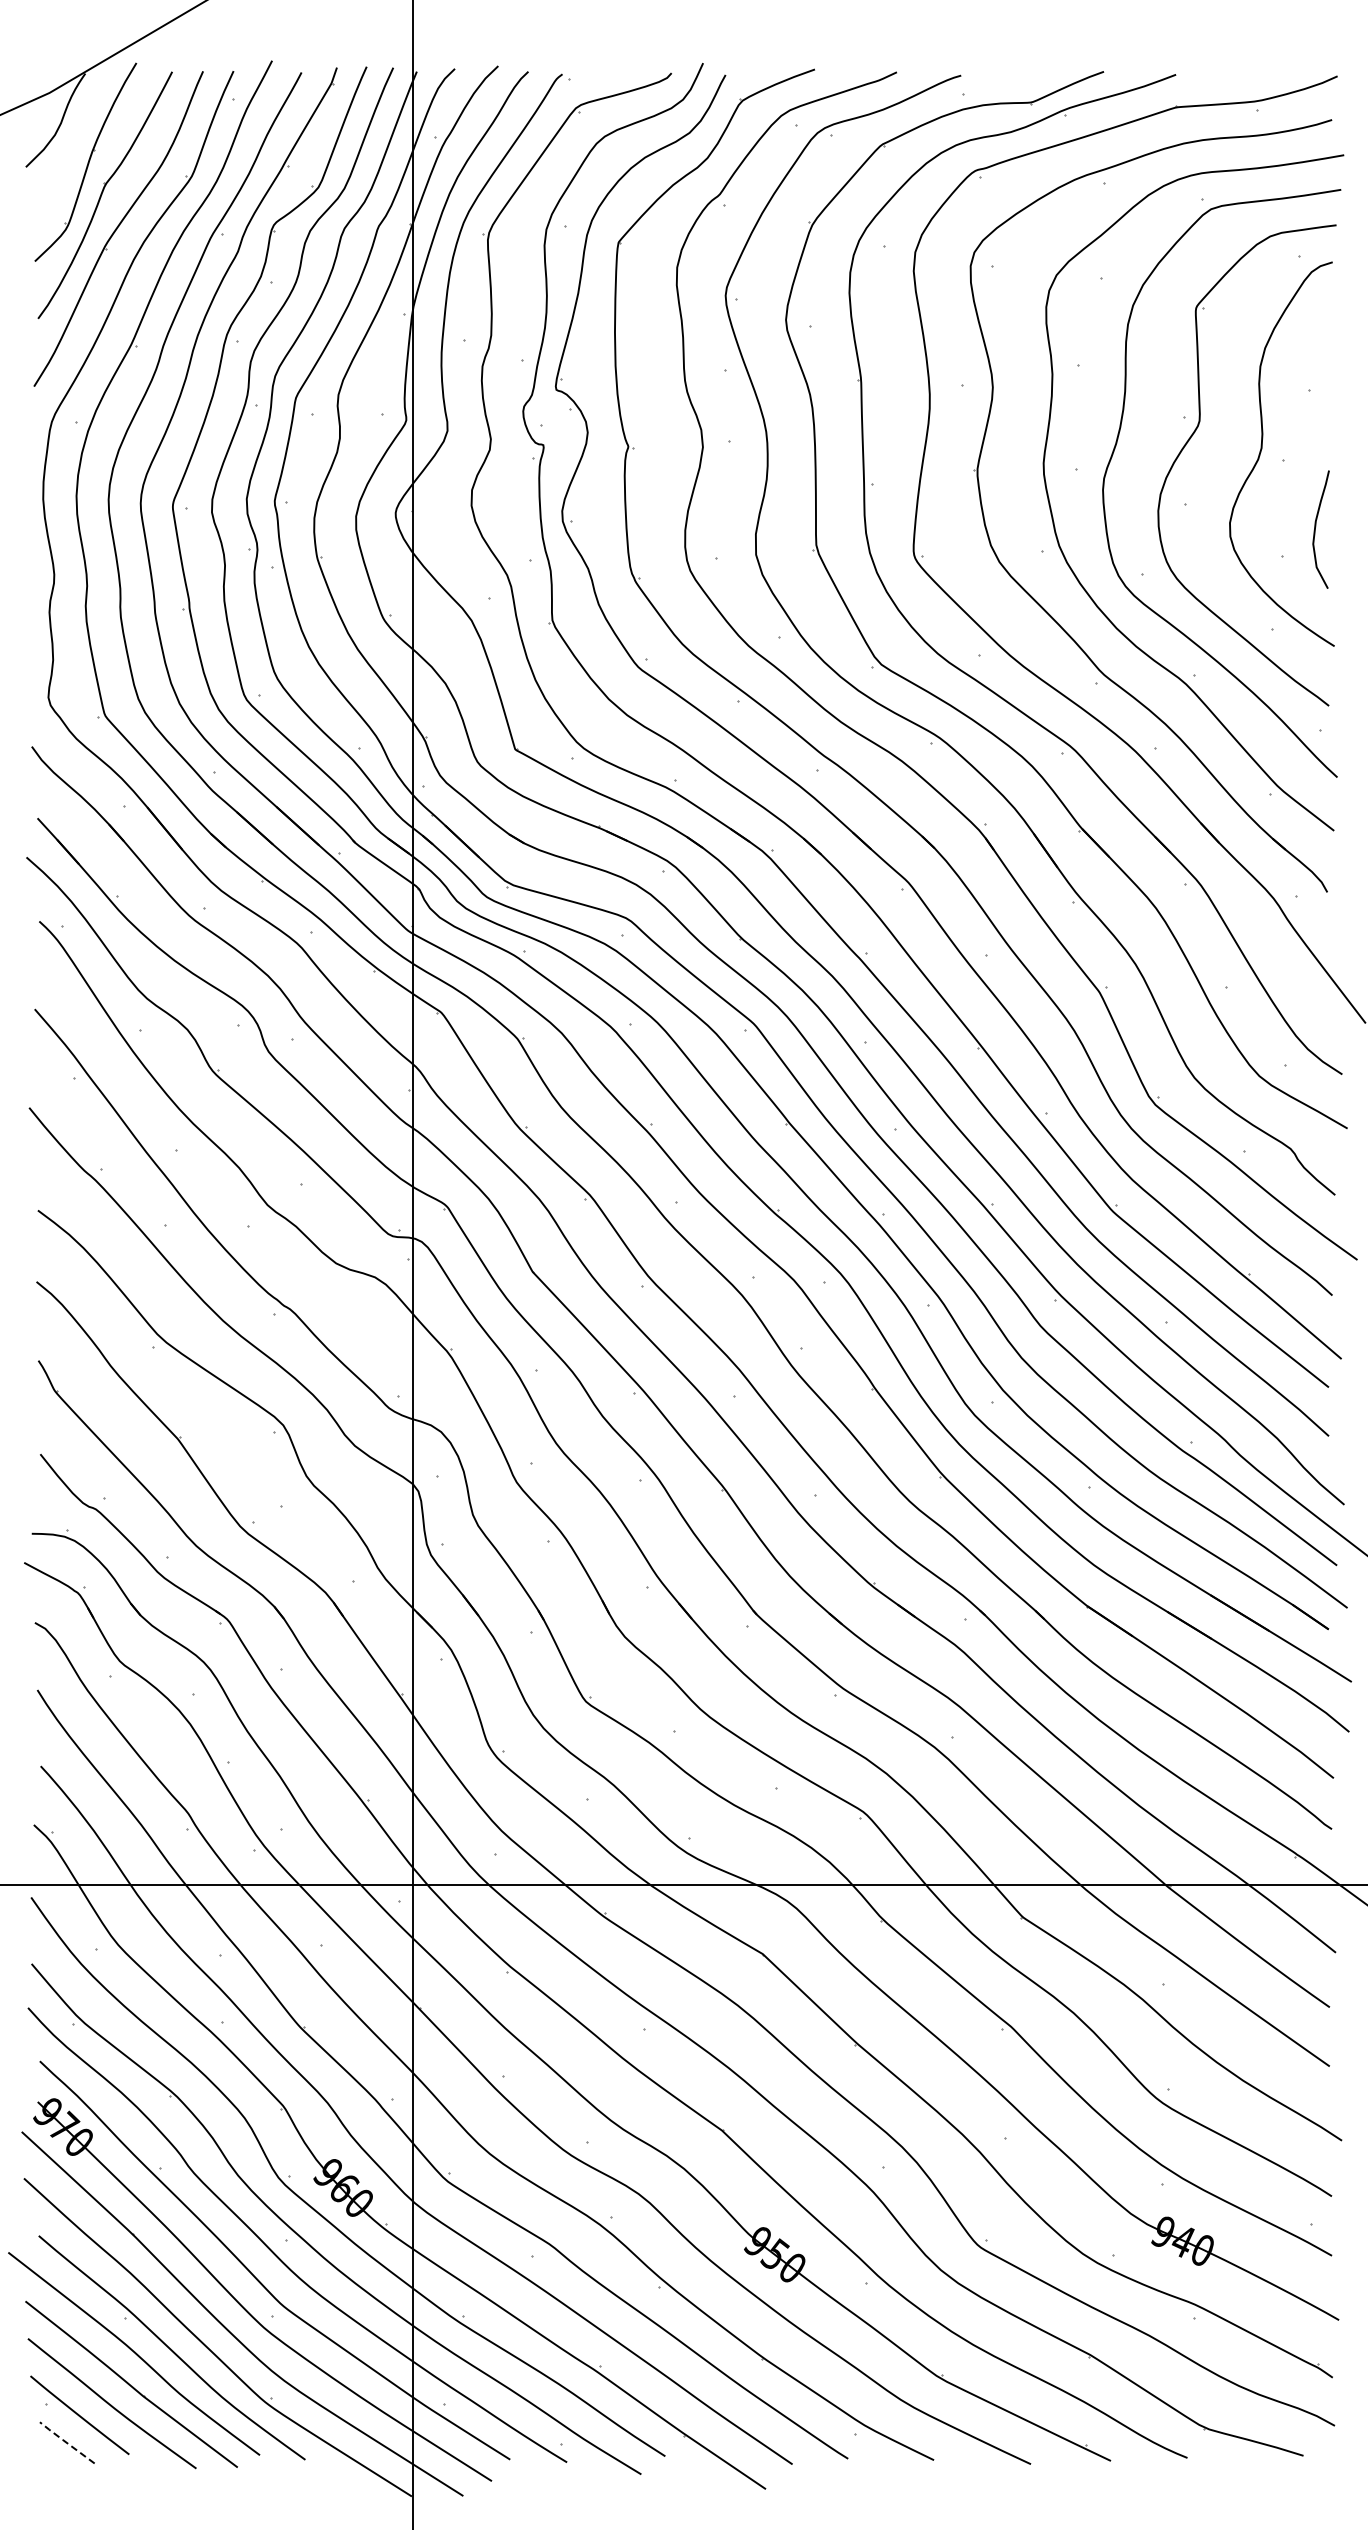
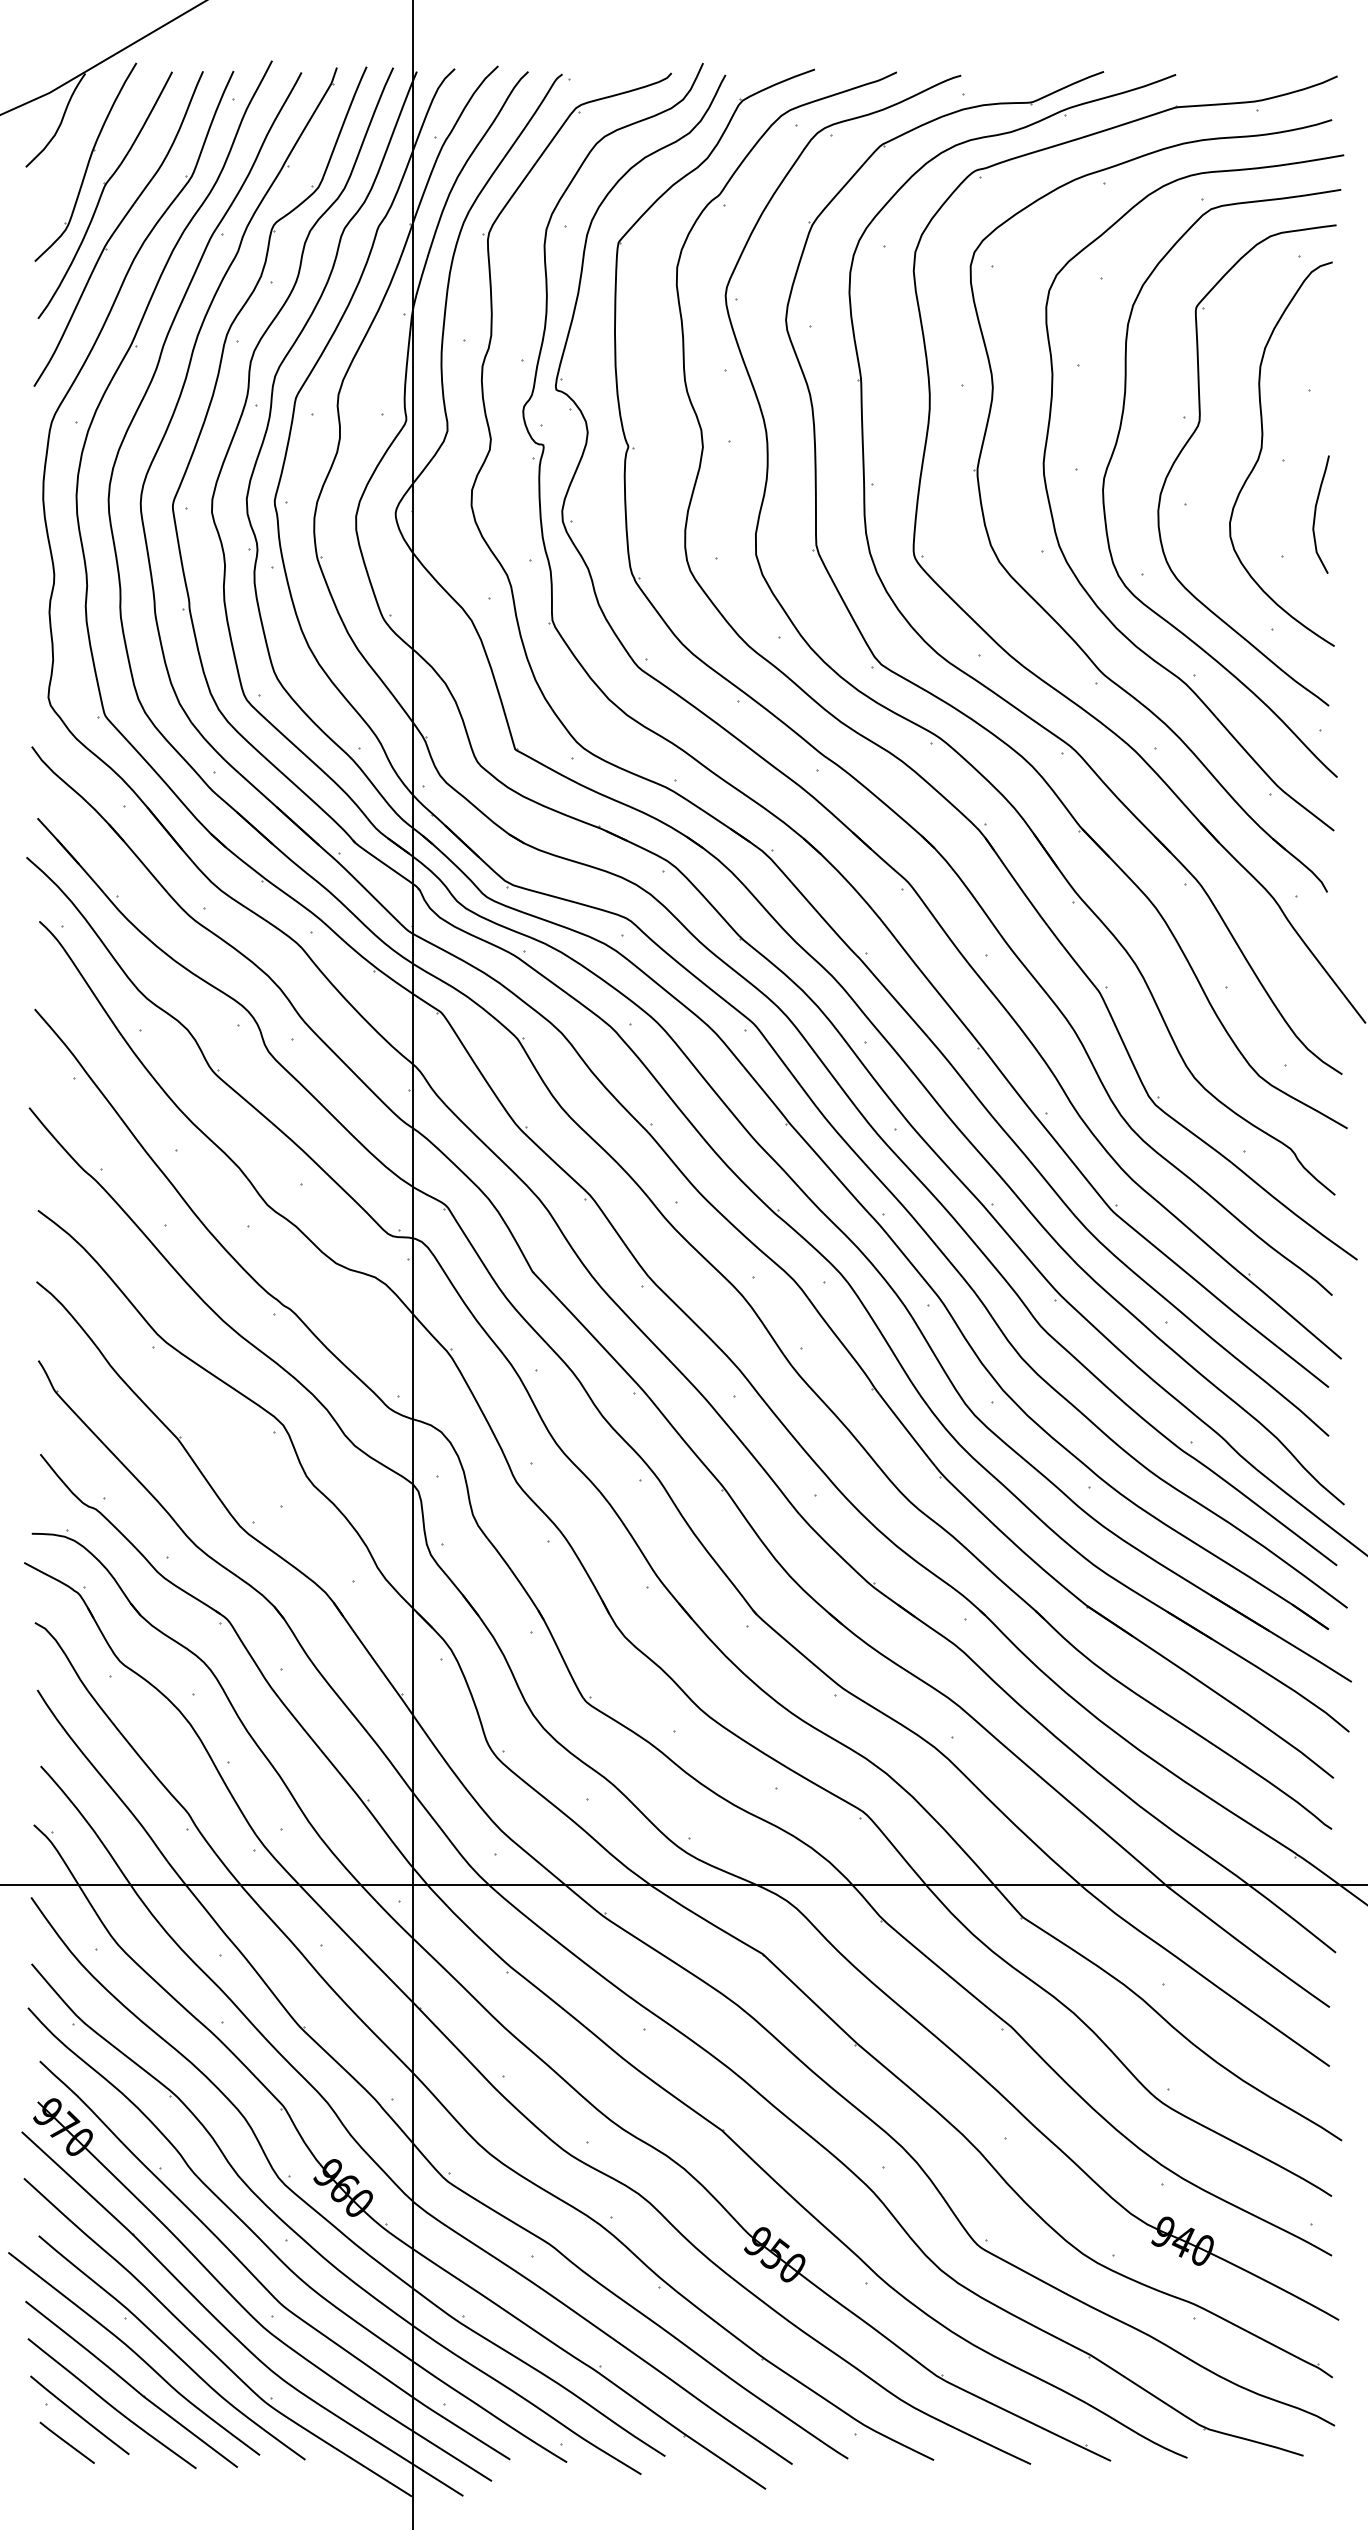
curve position: (1316, 526) -> (1316, 511) (1316, 511)
line: dashed -> solid (65, 2442)
